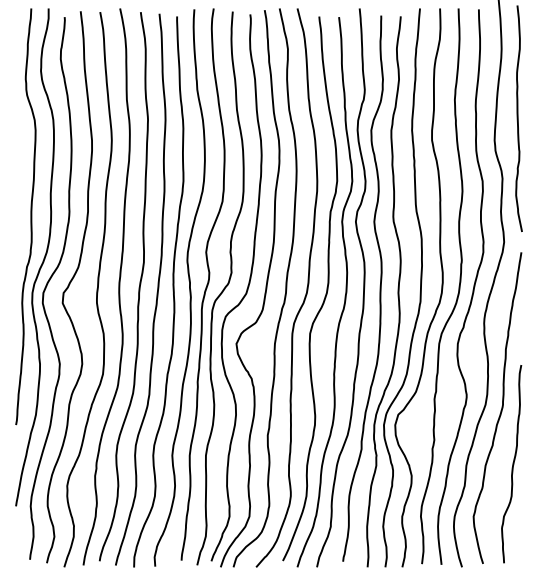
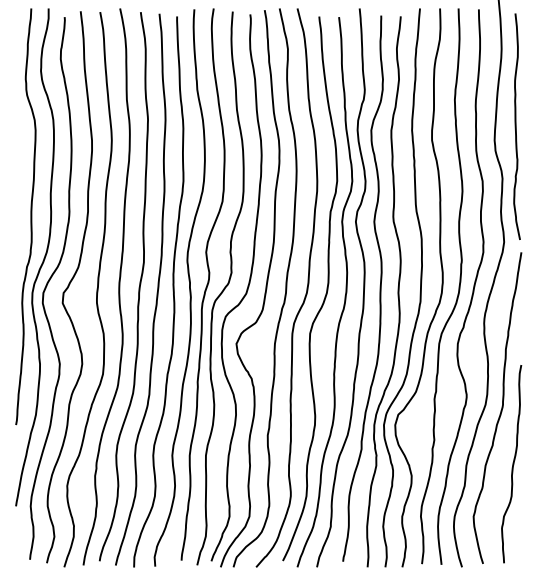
curve position: (518, 118) -> (516, 126) (516, 126)
